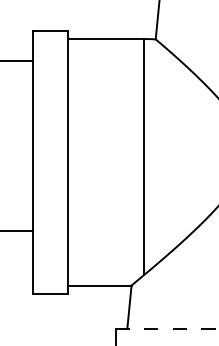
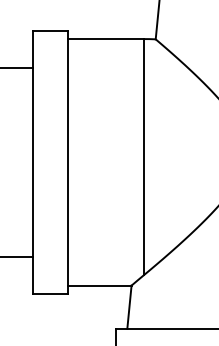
line position: (17, 61) -> (17, 68) (17, 68)
line position: (17, 230) -> (17, 256) (17, 256)
line: dashed -> solid (167, 328)
